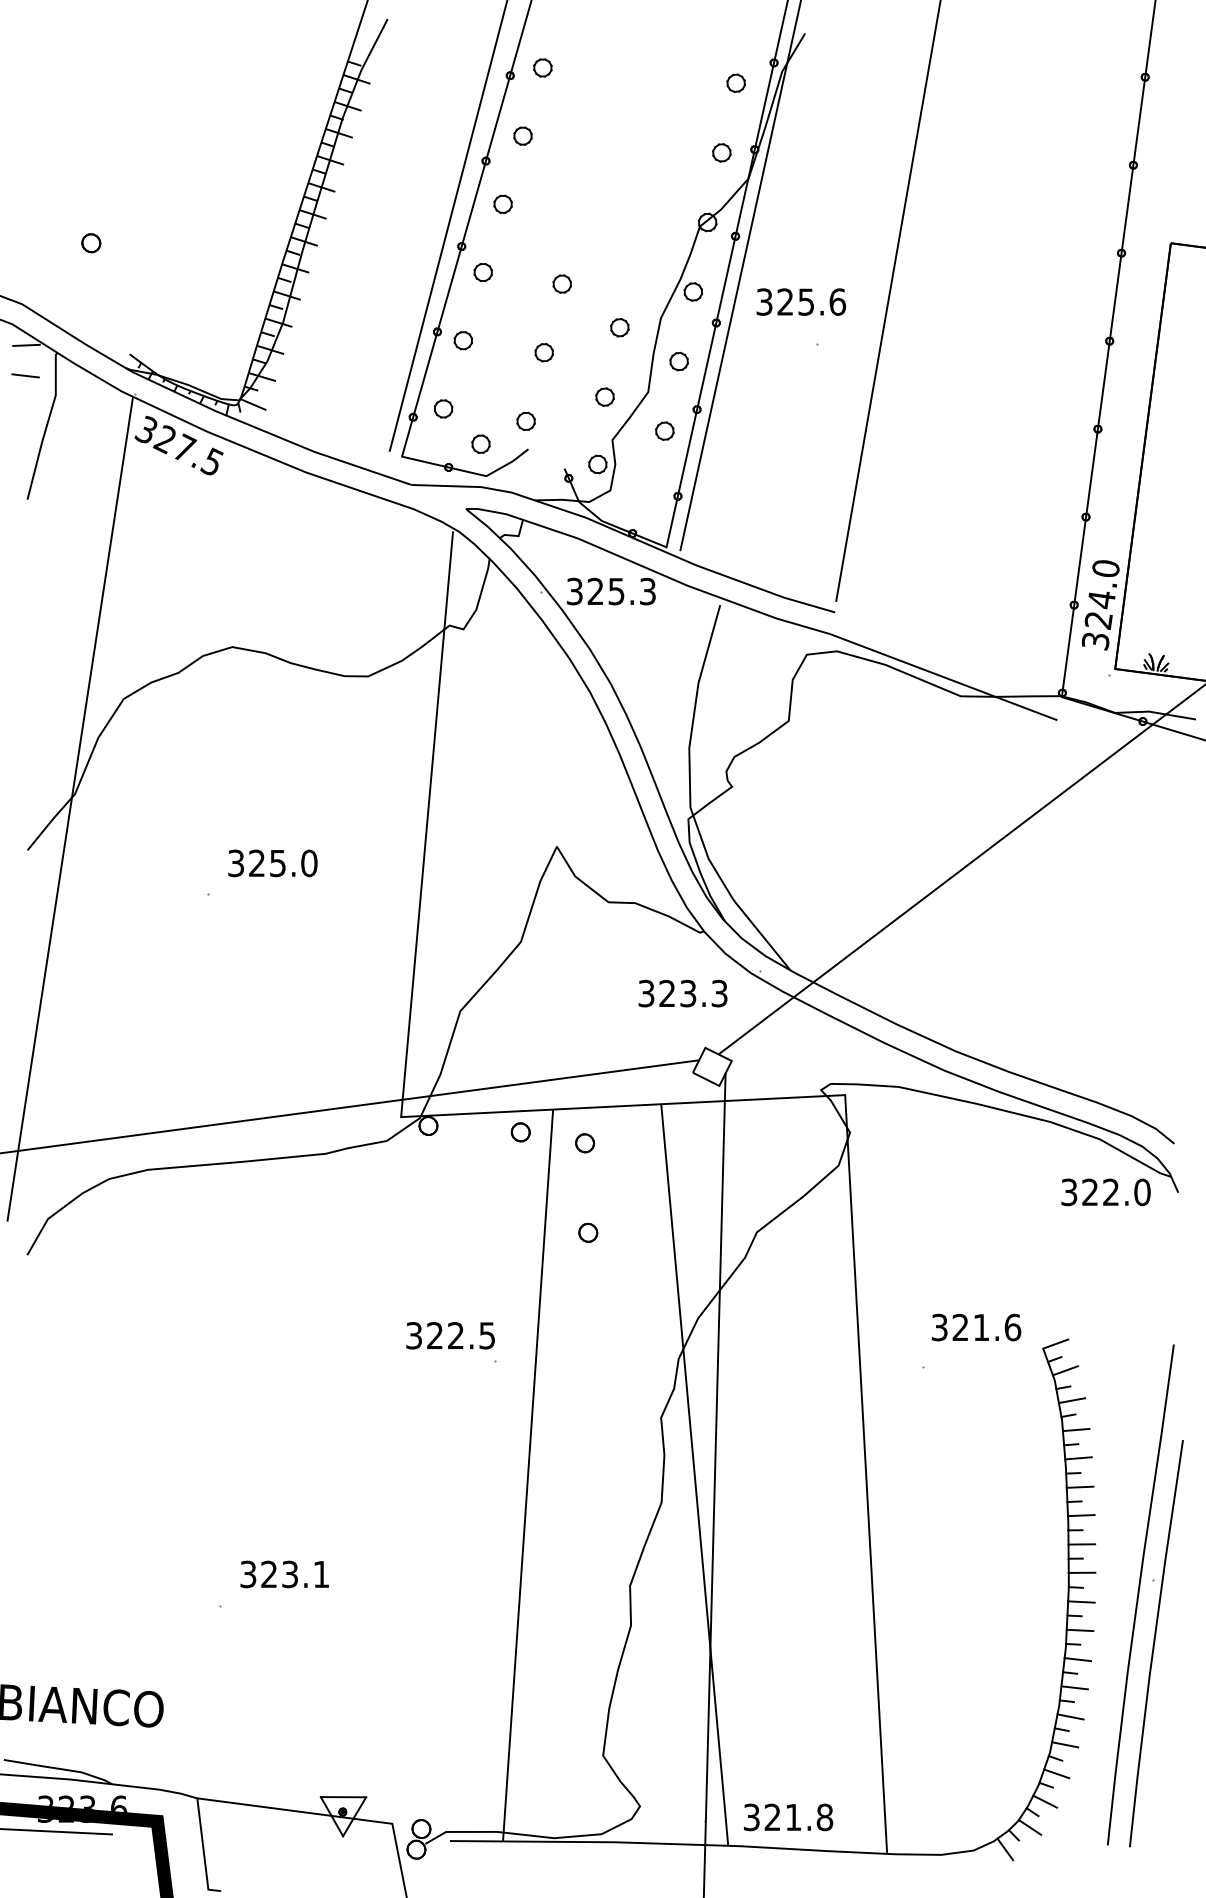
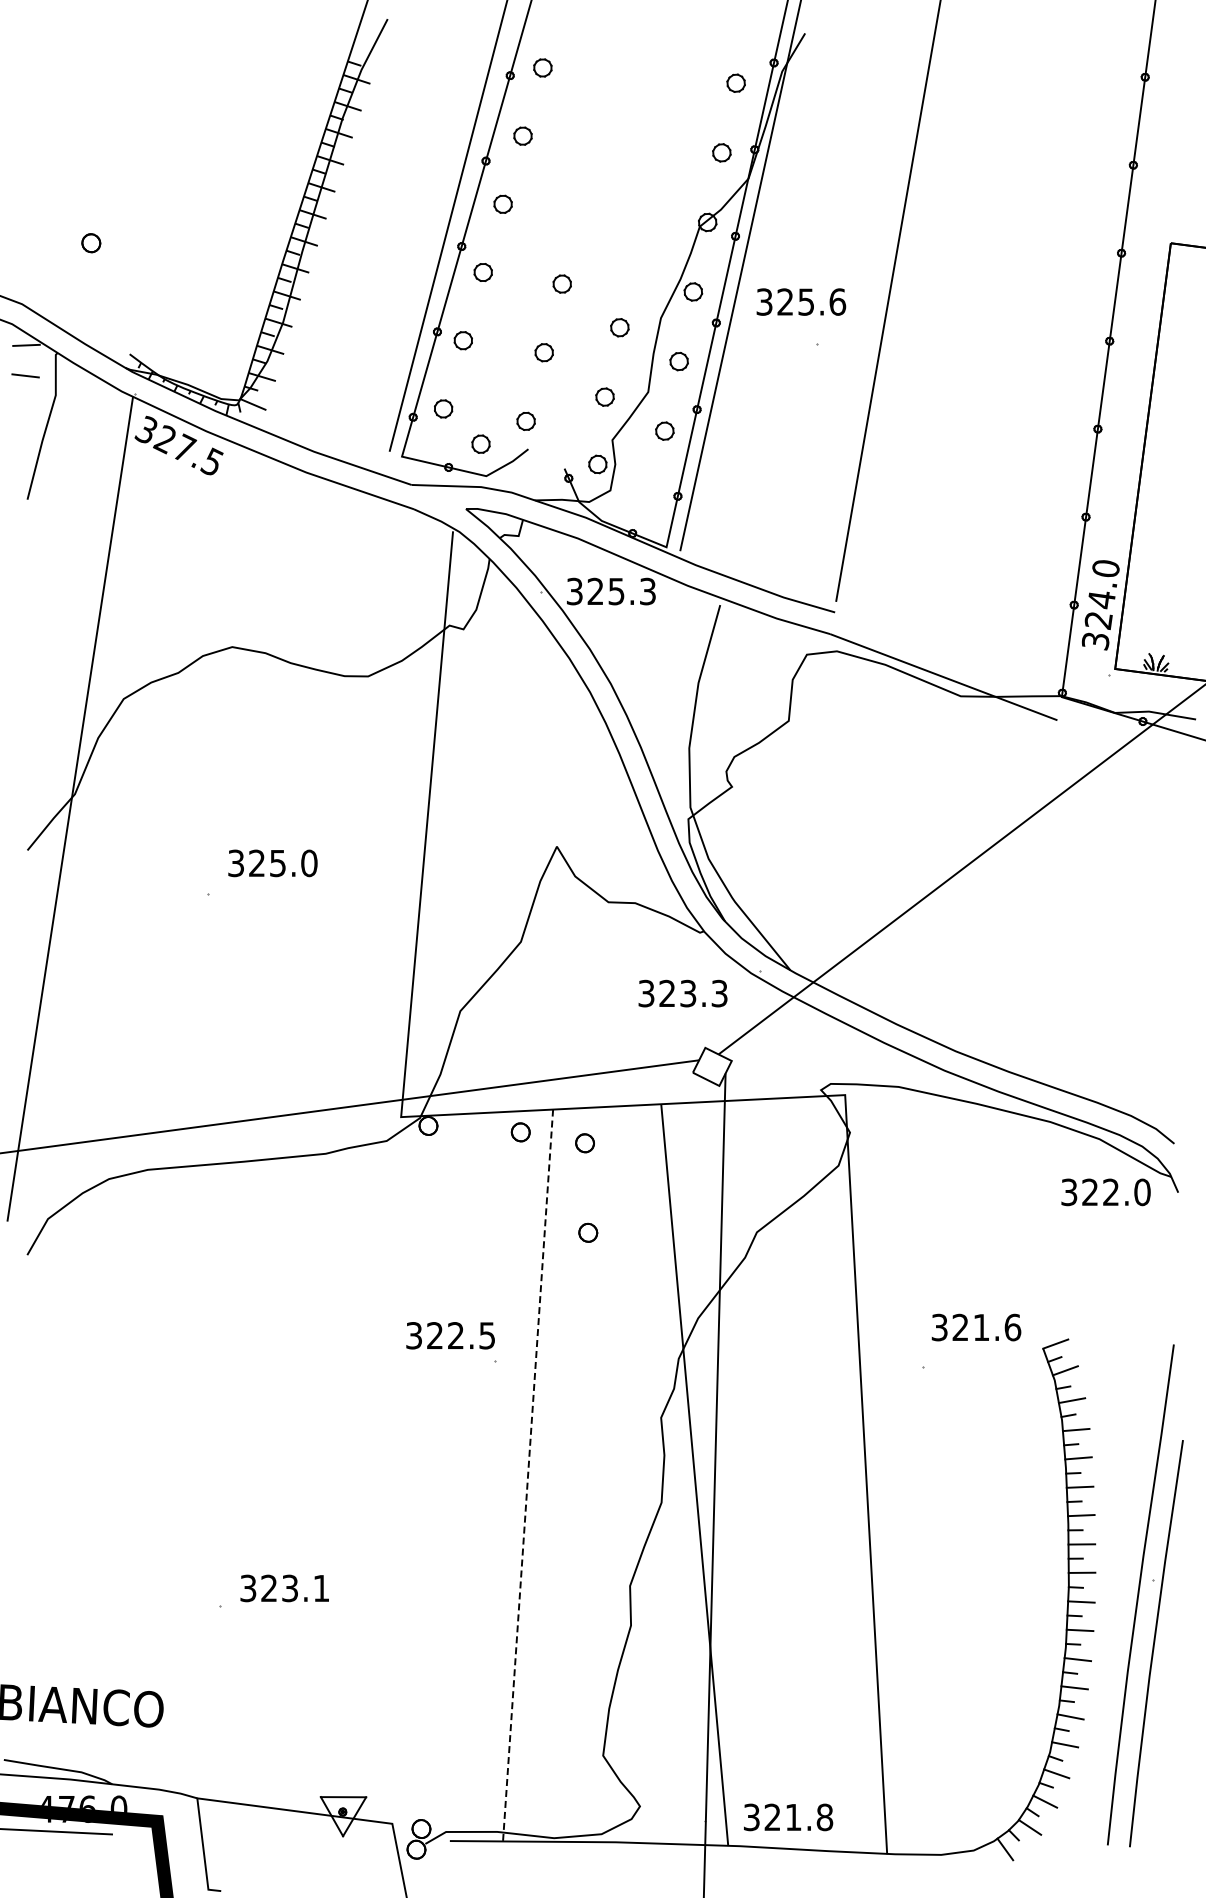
line: solid -> dashed (528, 1475)
text position: (284, 1574) -> (284, 1588) (284, 1588)
text: 323.6 -> 476.0 (82, 1808)
